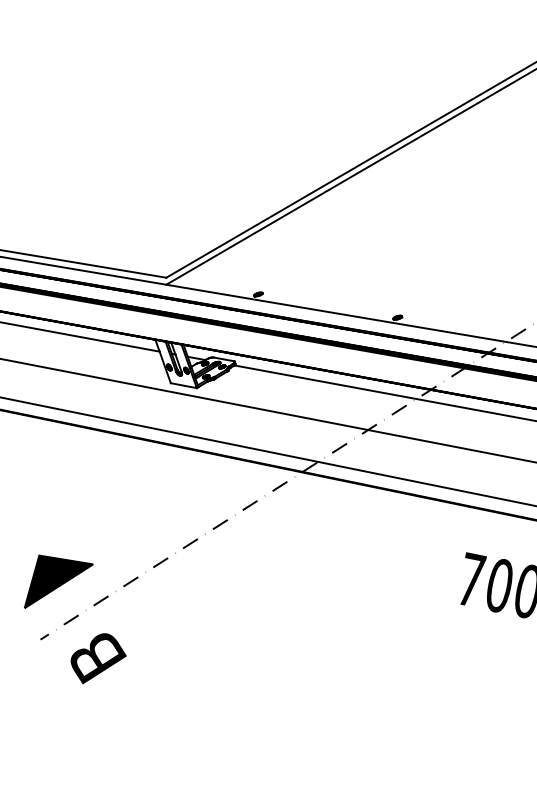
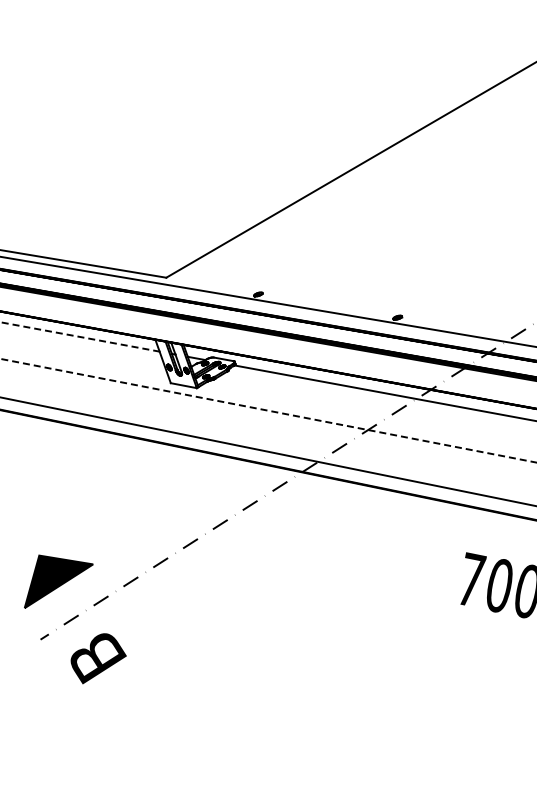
line: present -> none (349, 177)
line: solid -> dashed (80, 336)
line: solid -> dashed (268, 410)
